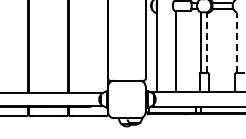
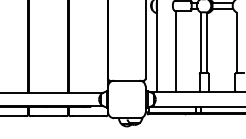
line: dashed -> solid (207, 42)
line: dashed -> solid (236, 42)
